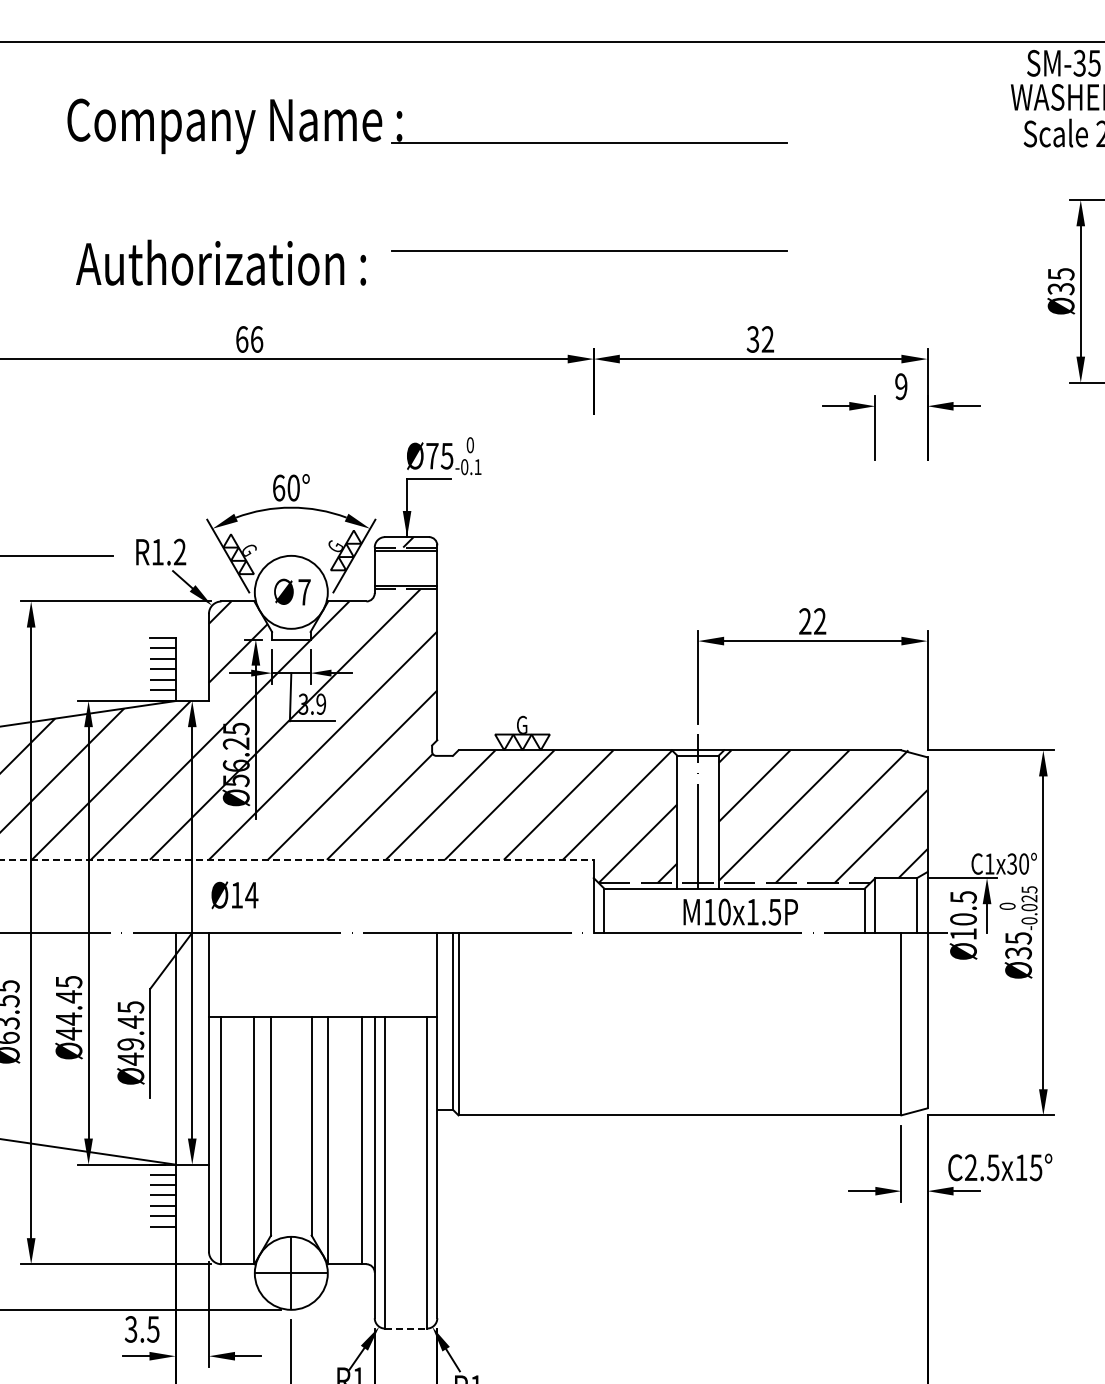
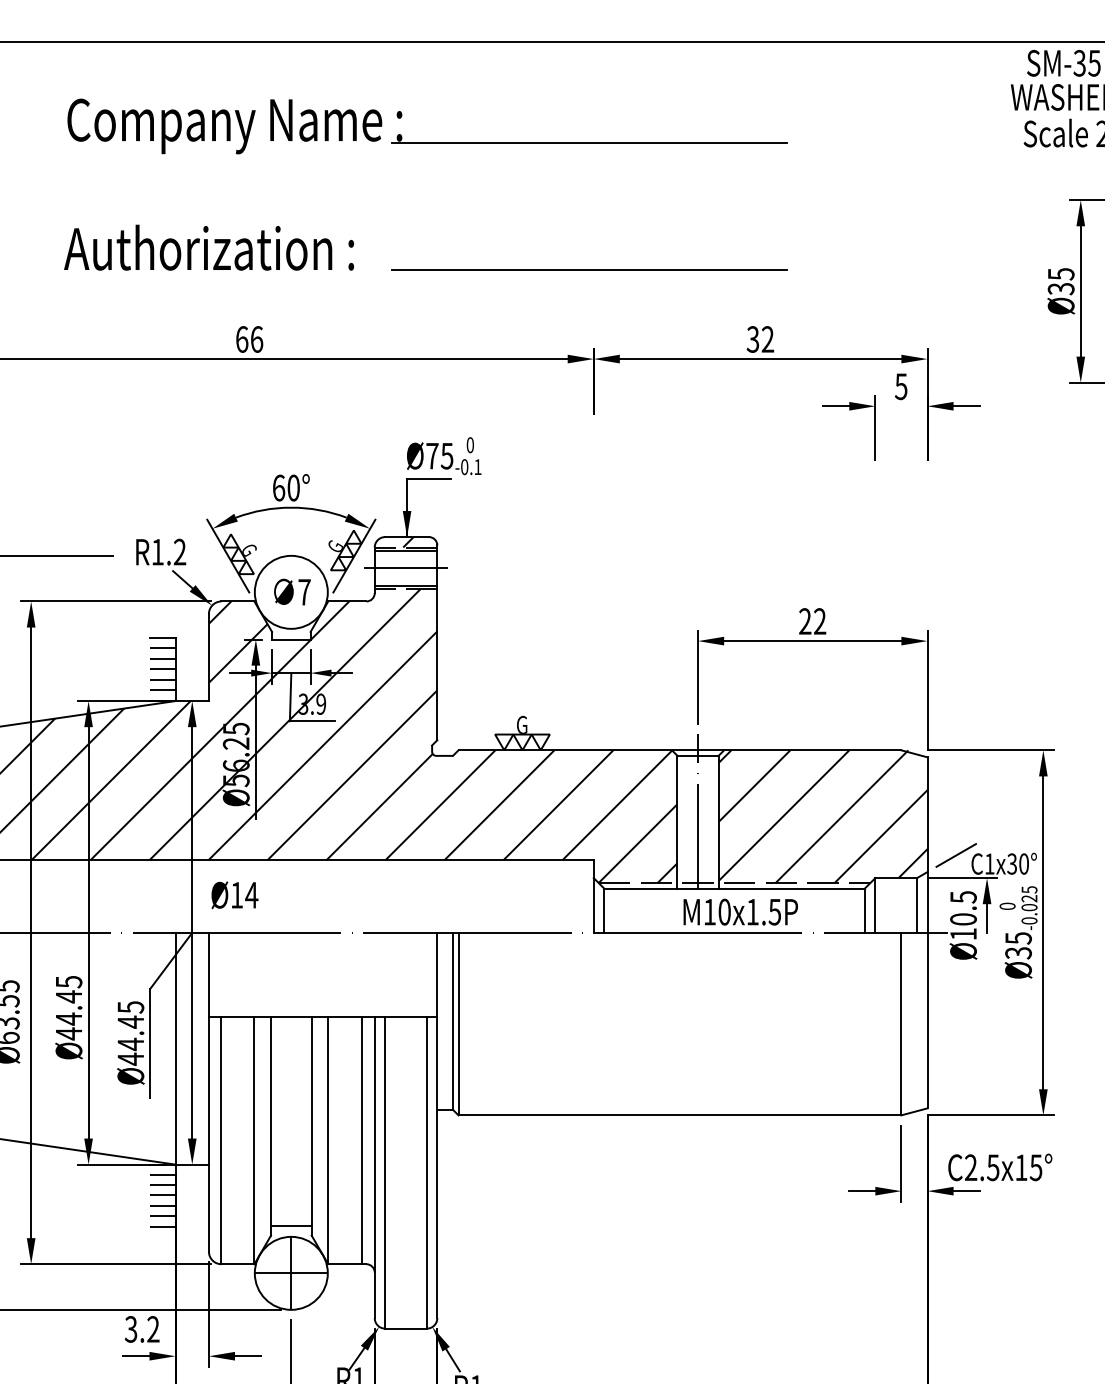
line position: (589, 250) -> (589, 269) (589, 269)
text position: (220, 262) -> (208, 247) (208, 247)
text: 9 -> 5 (901, 386)
line: none -> present (405, 568)
line: none -> present (956, 855)
line: dashed -> solid (297, 859)
text: Ø49.45 -> Ø44.45 (130, 1044)
line: none -> present (291, 1226)
line: dashed -> solid (406, 1328)
text: 3.5 -> 3.2 (153, 1329)
